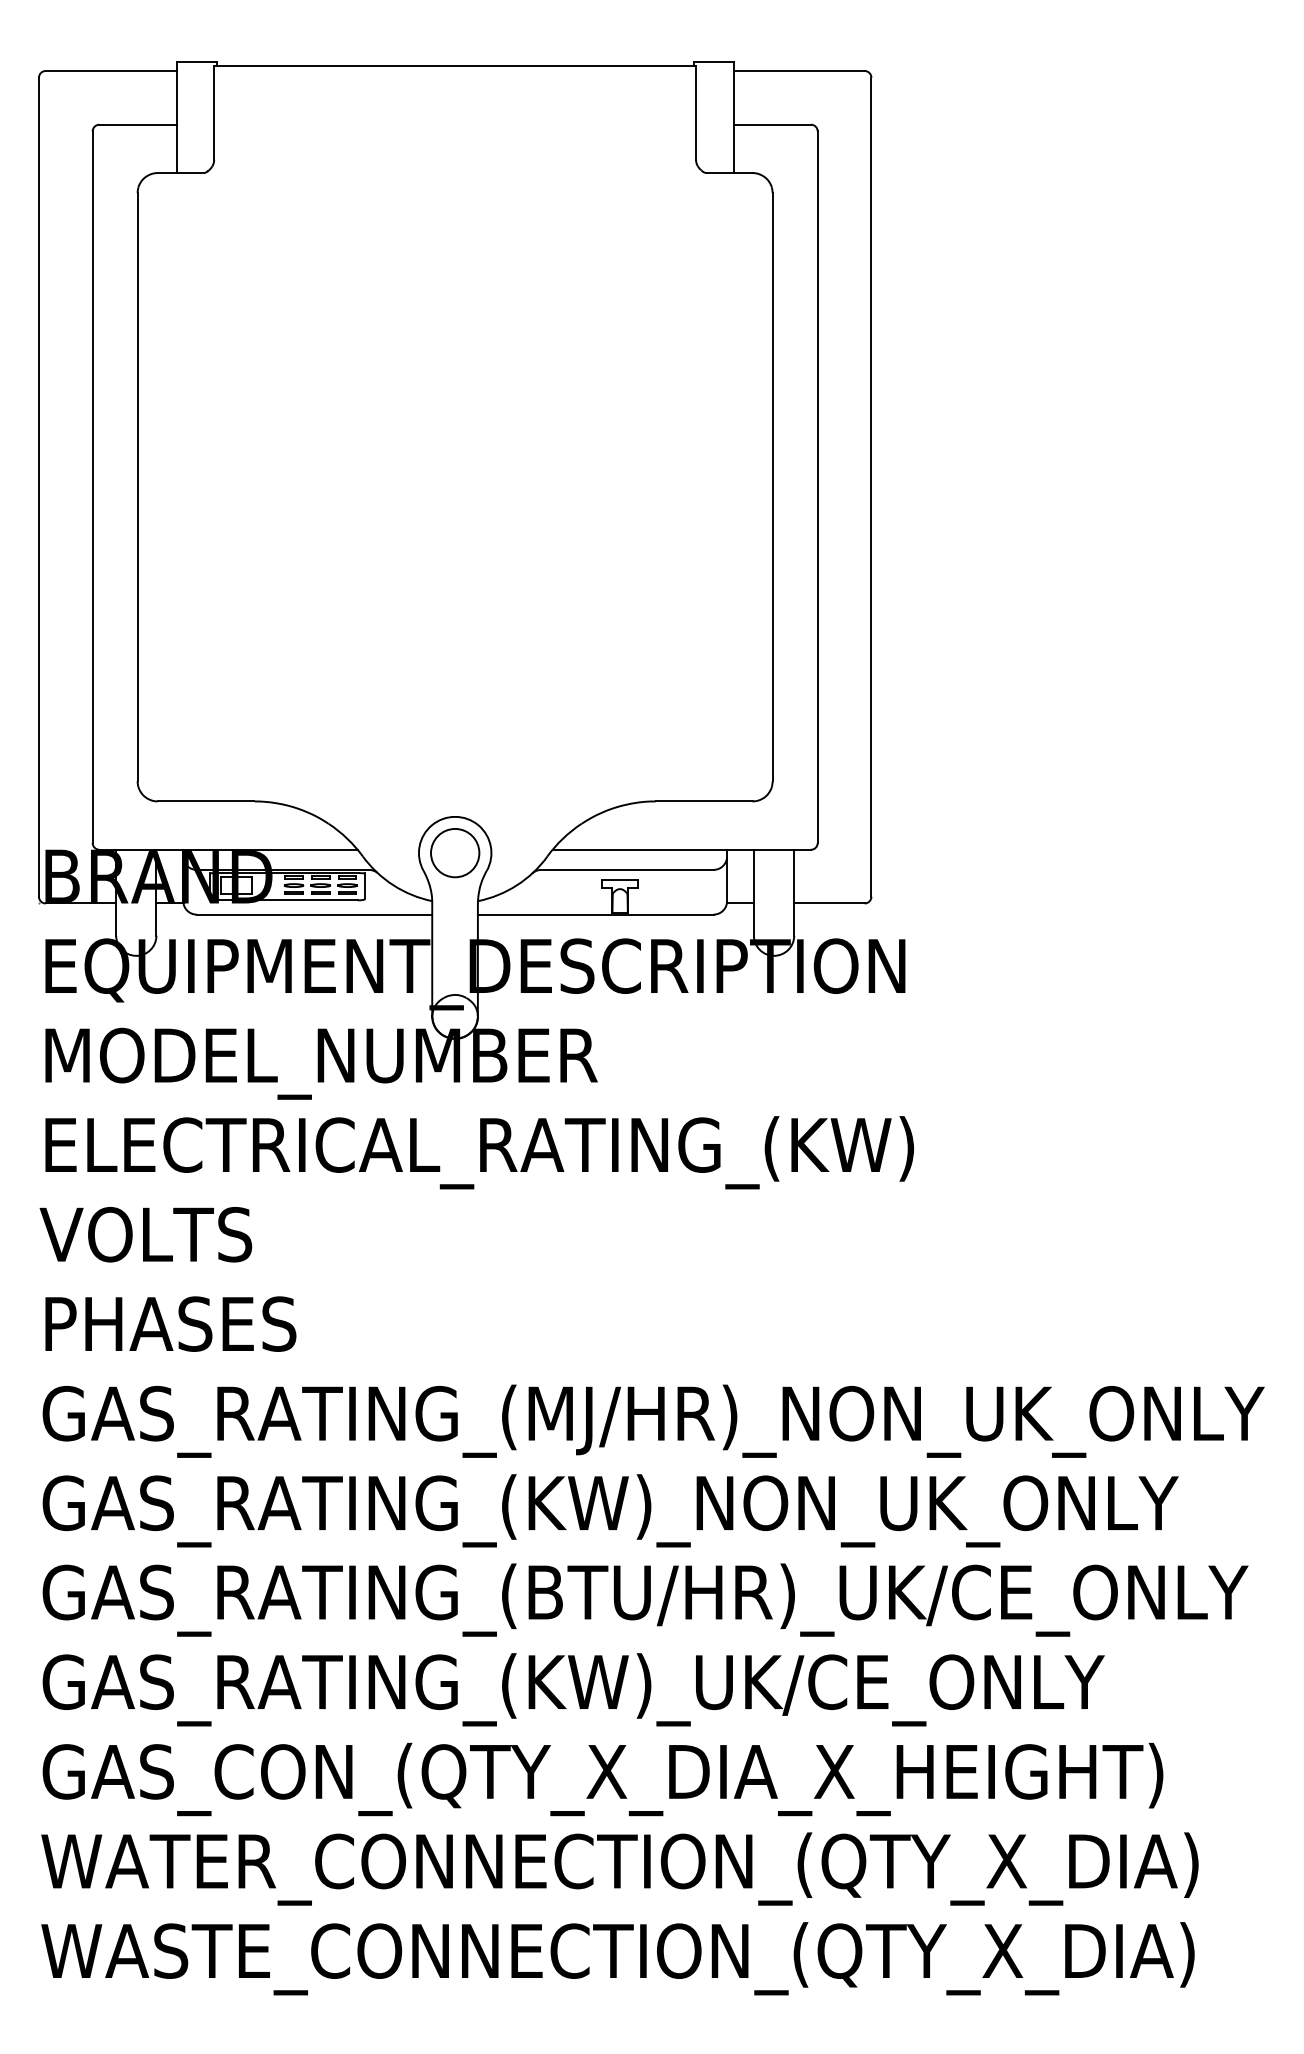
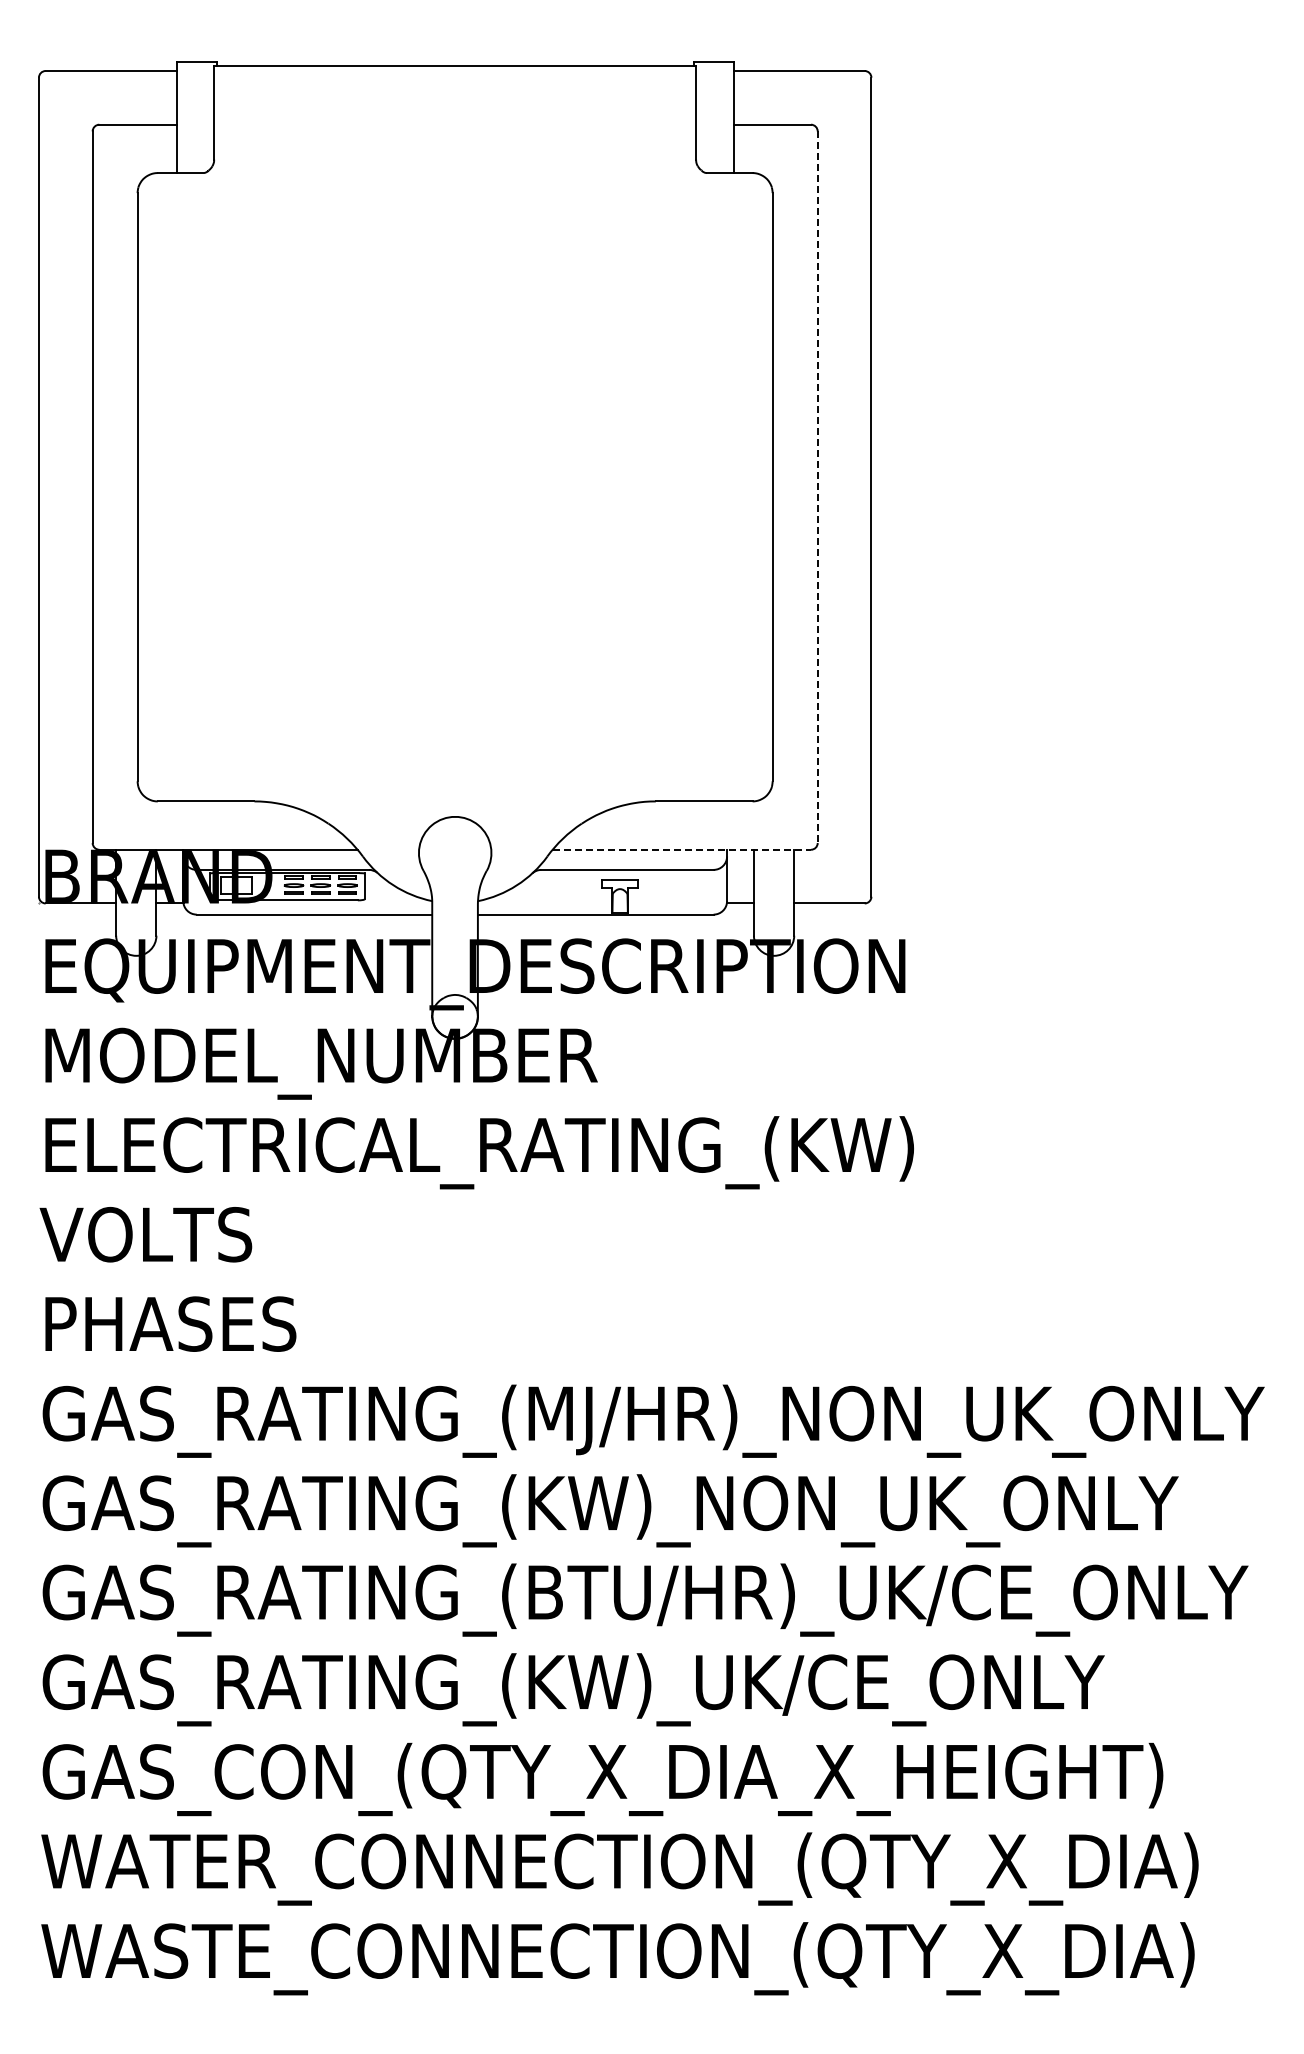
line: solid -> dashed (817, 487)
line: solid -> dashed (682, 849)
circle: present -> none (455, 853)
